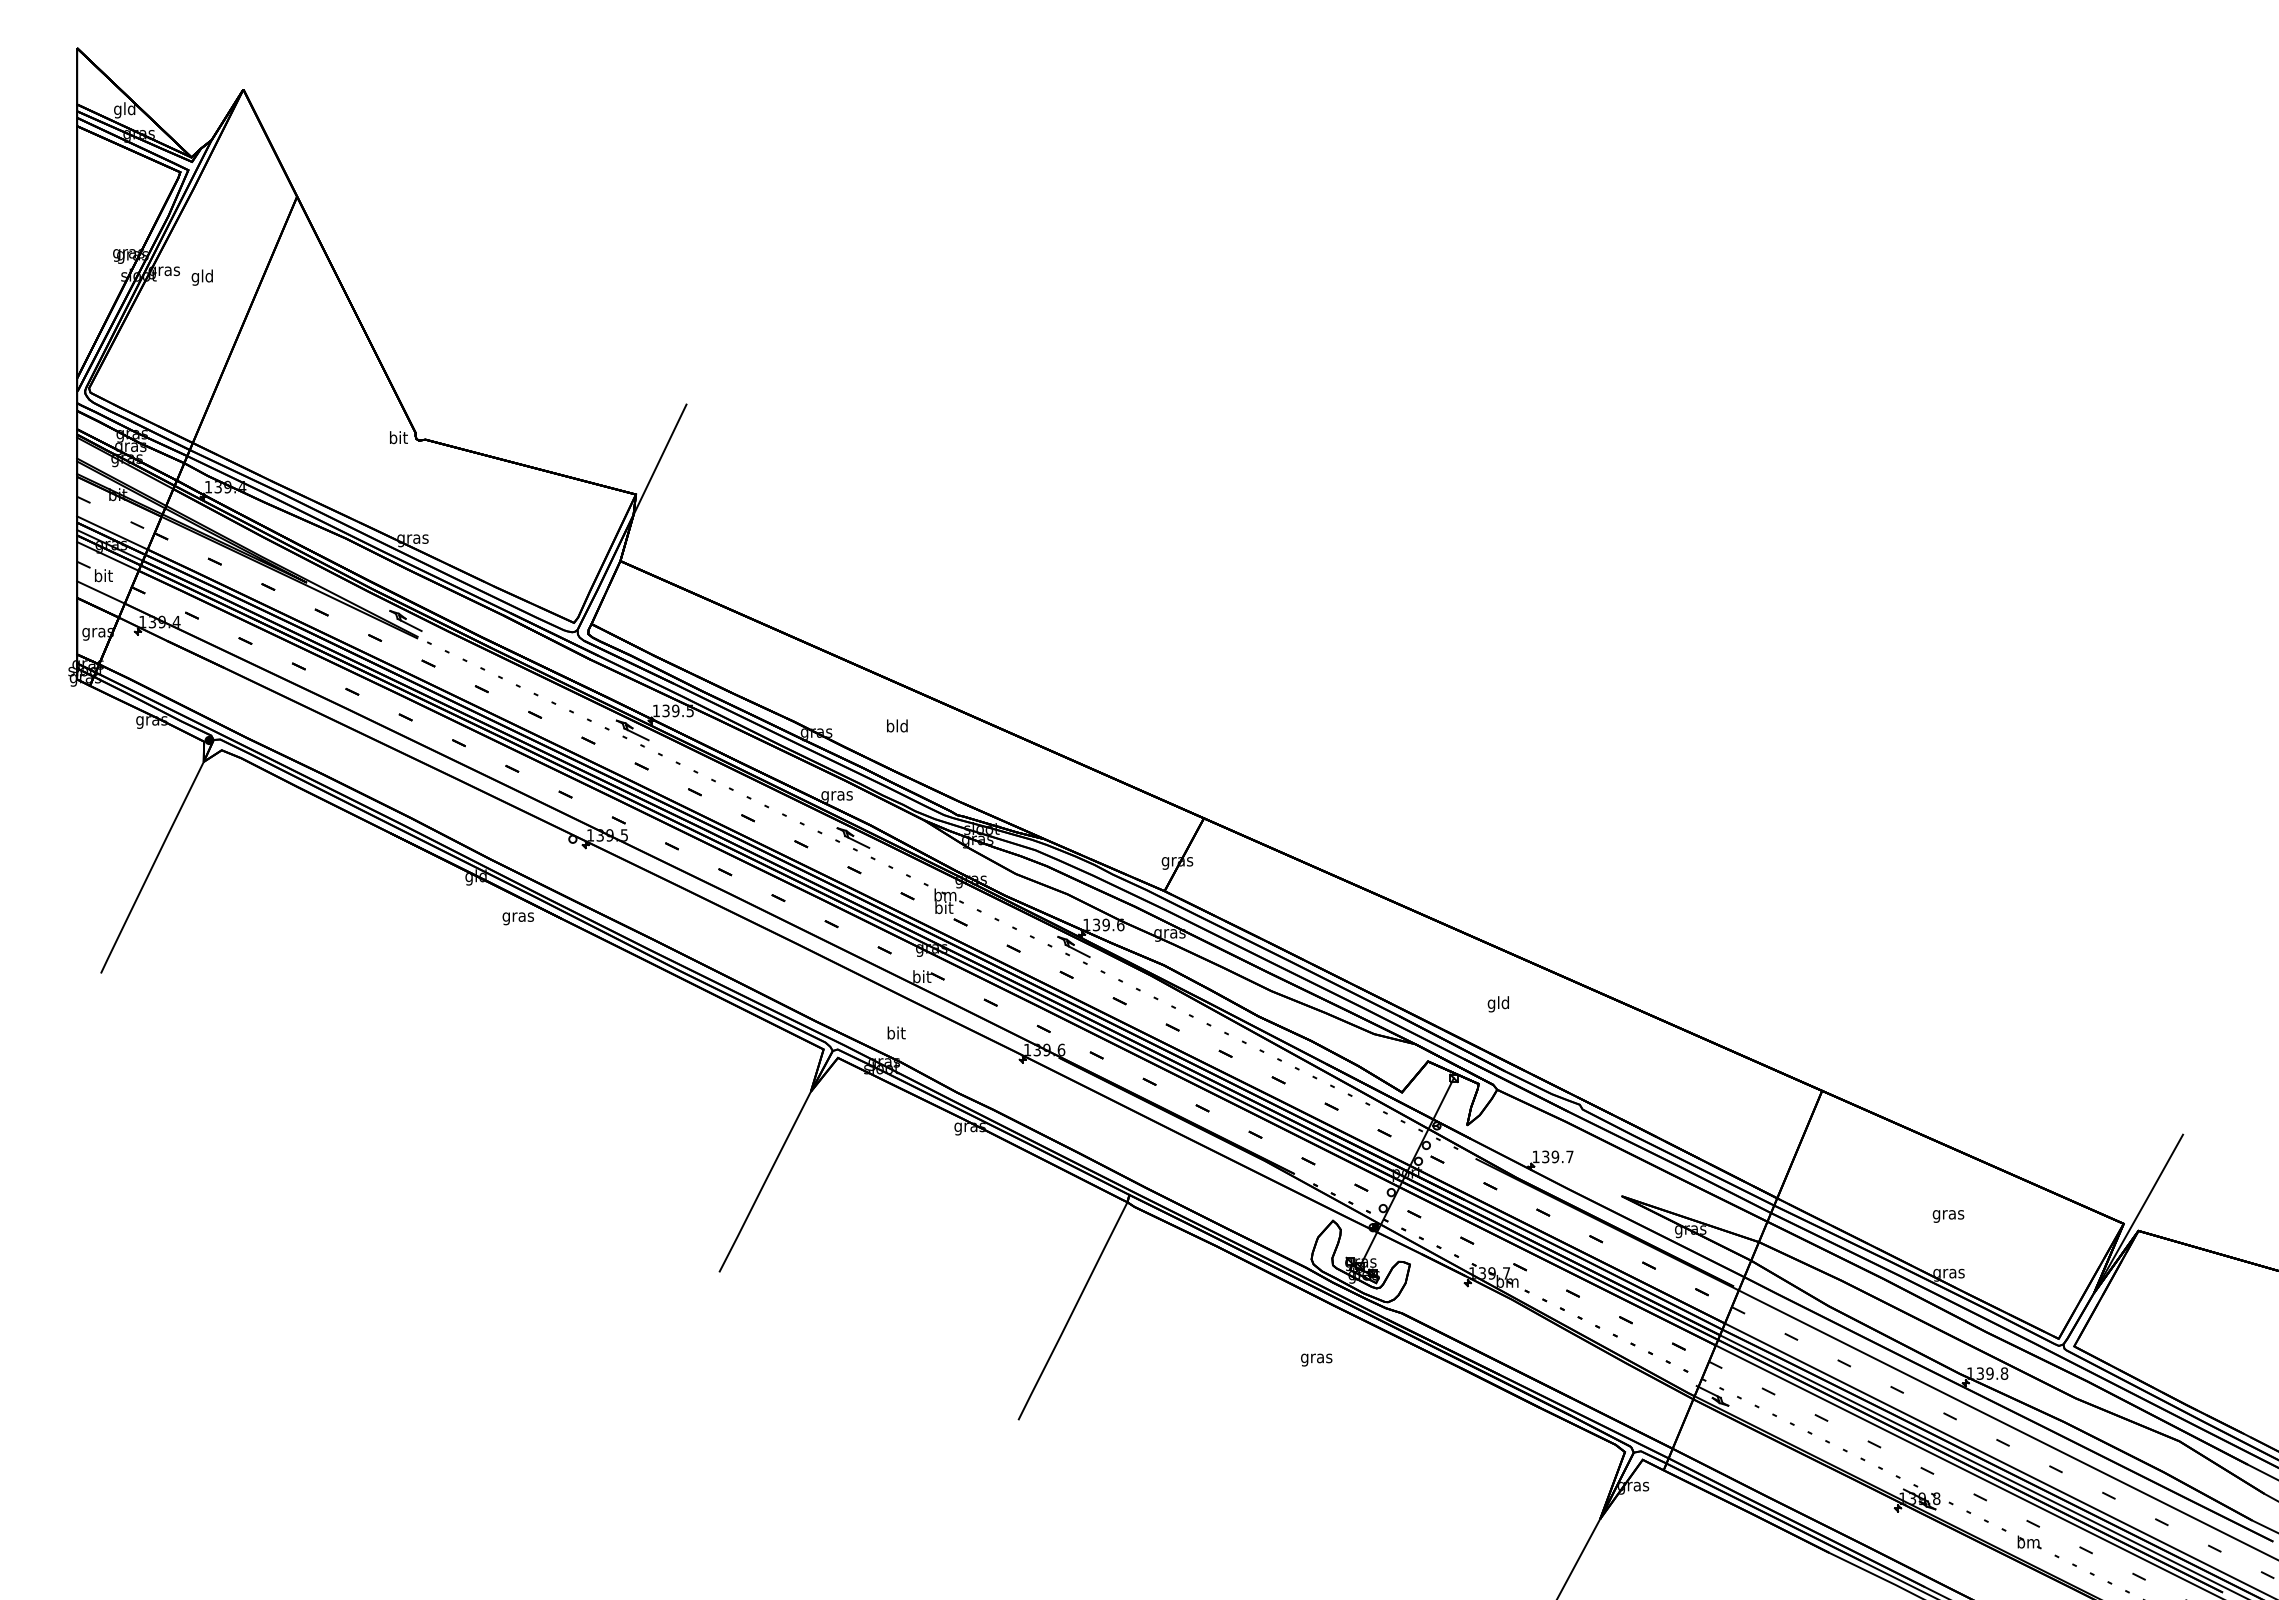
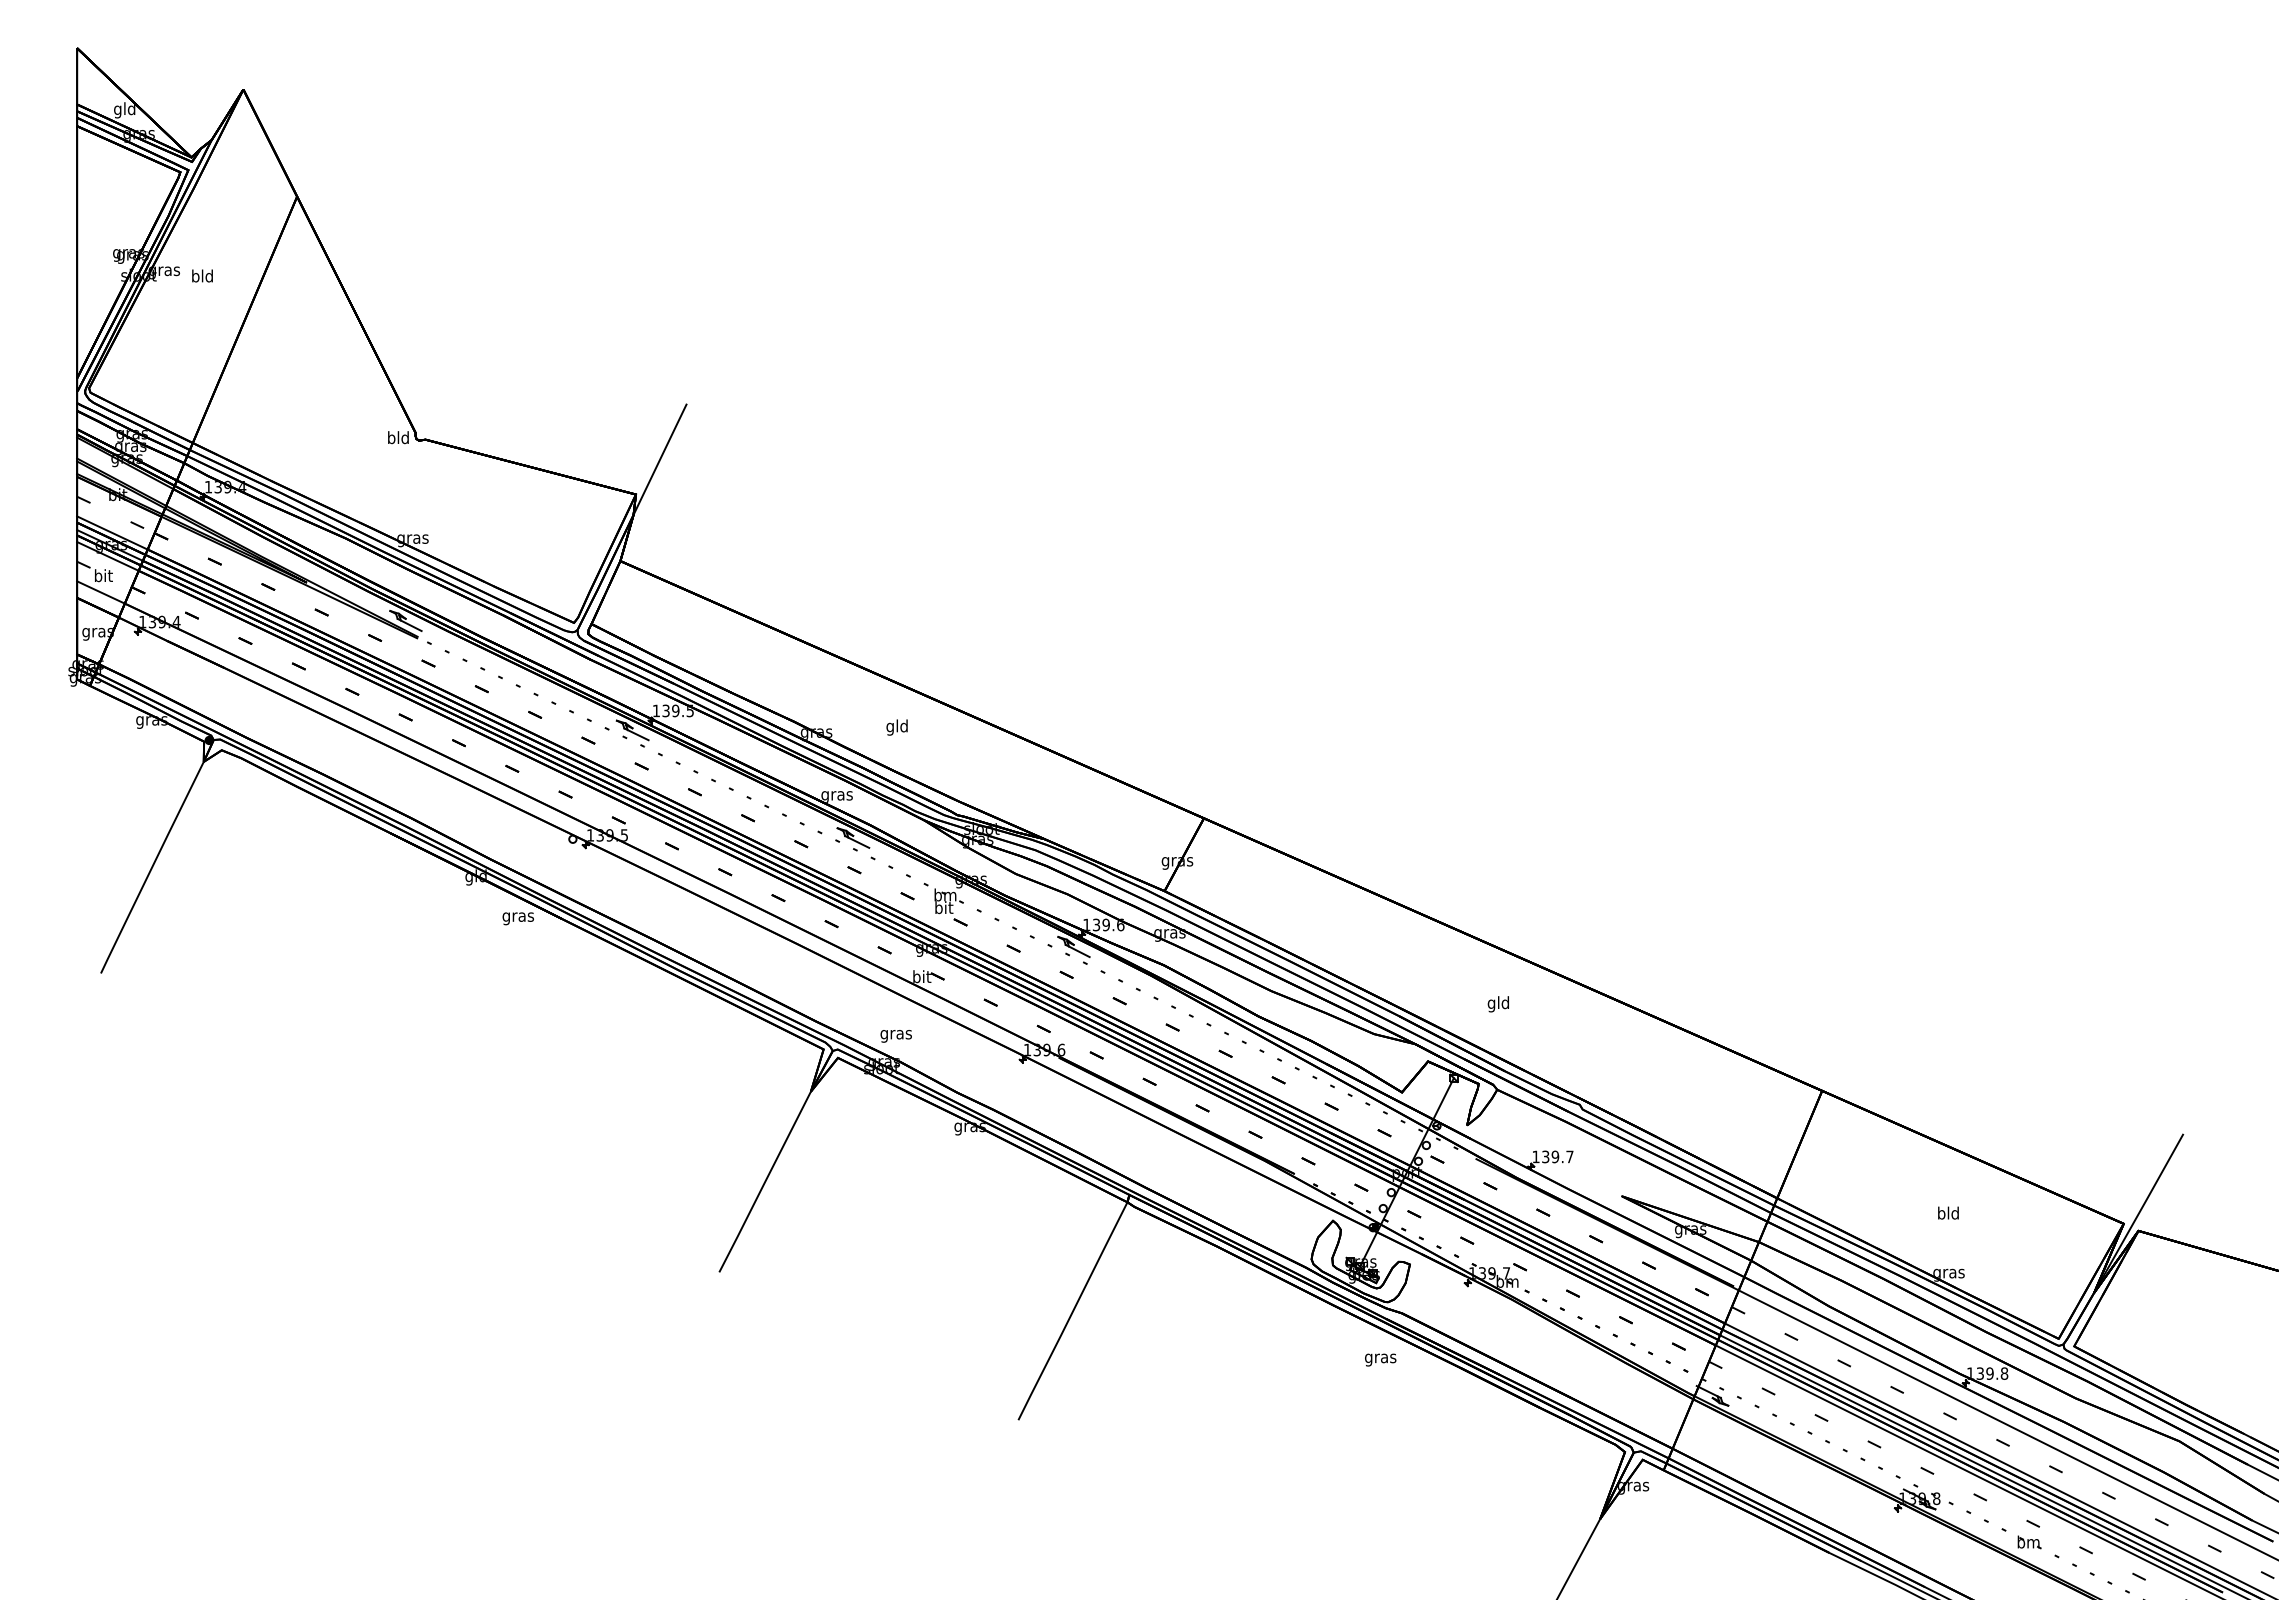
text: gld -> bld (195, 277)
text: bit -> bld (398, 437)
text: bld -> gld (890, 727)
text: bit -> gras (895, 1034)
text: gras -> bld (1948, 1214)
text position: (1316, 1359) -> (1380, 1359) (1380, 1359)
